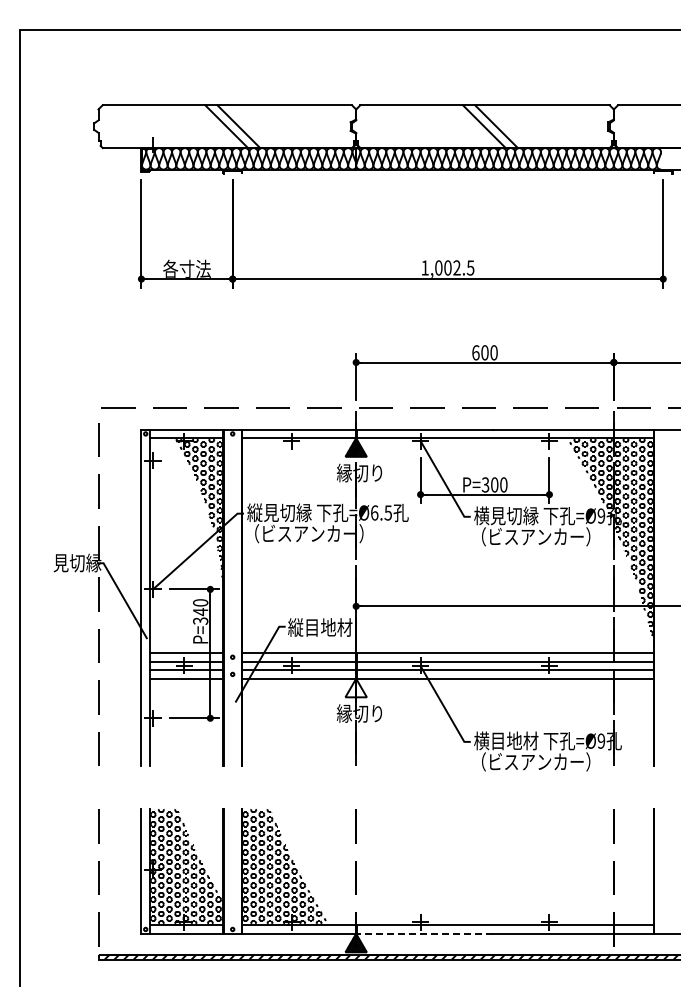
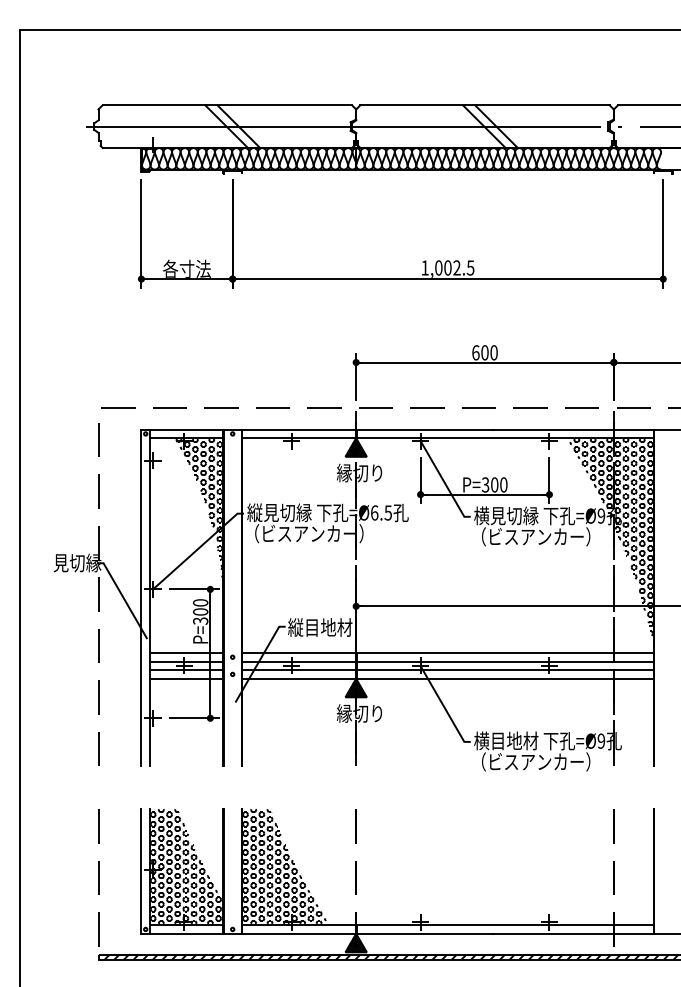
line: none -> present (381, 126)
text: P=340 -> P=300 (200, 612)
hatch: none -> present (355, 688)
line: dashed -> solid (424, 933)
